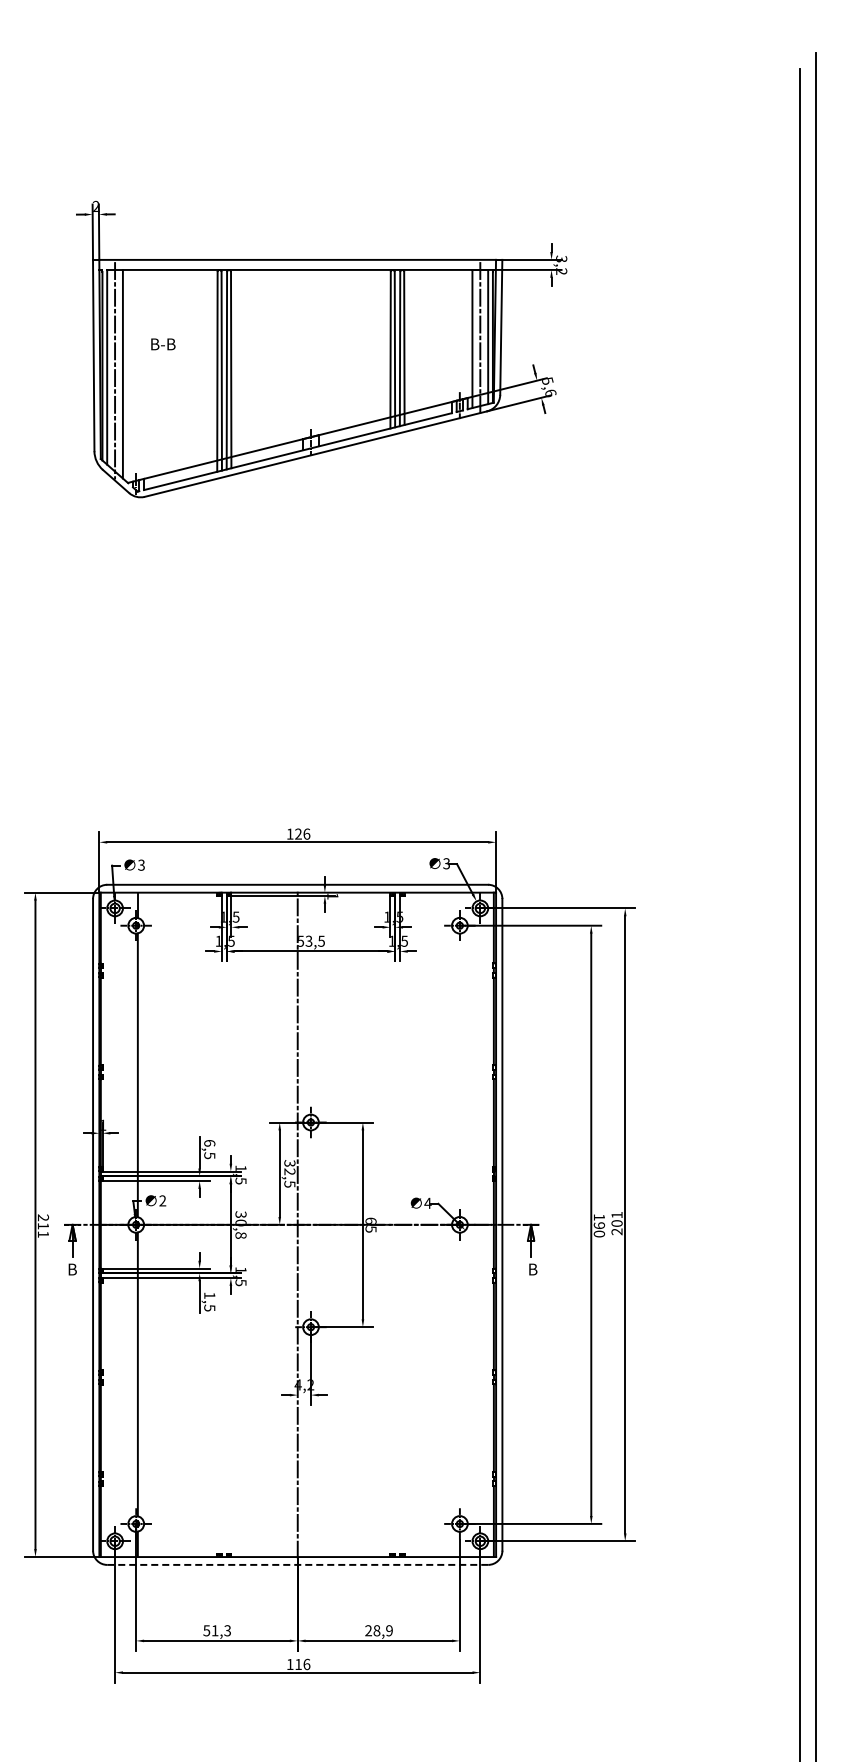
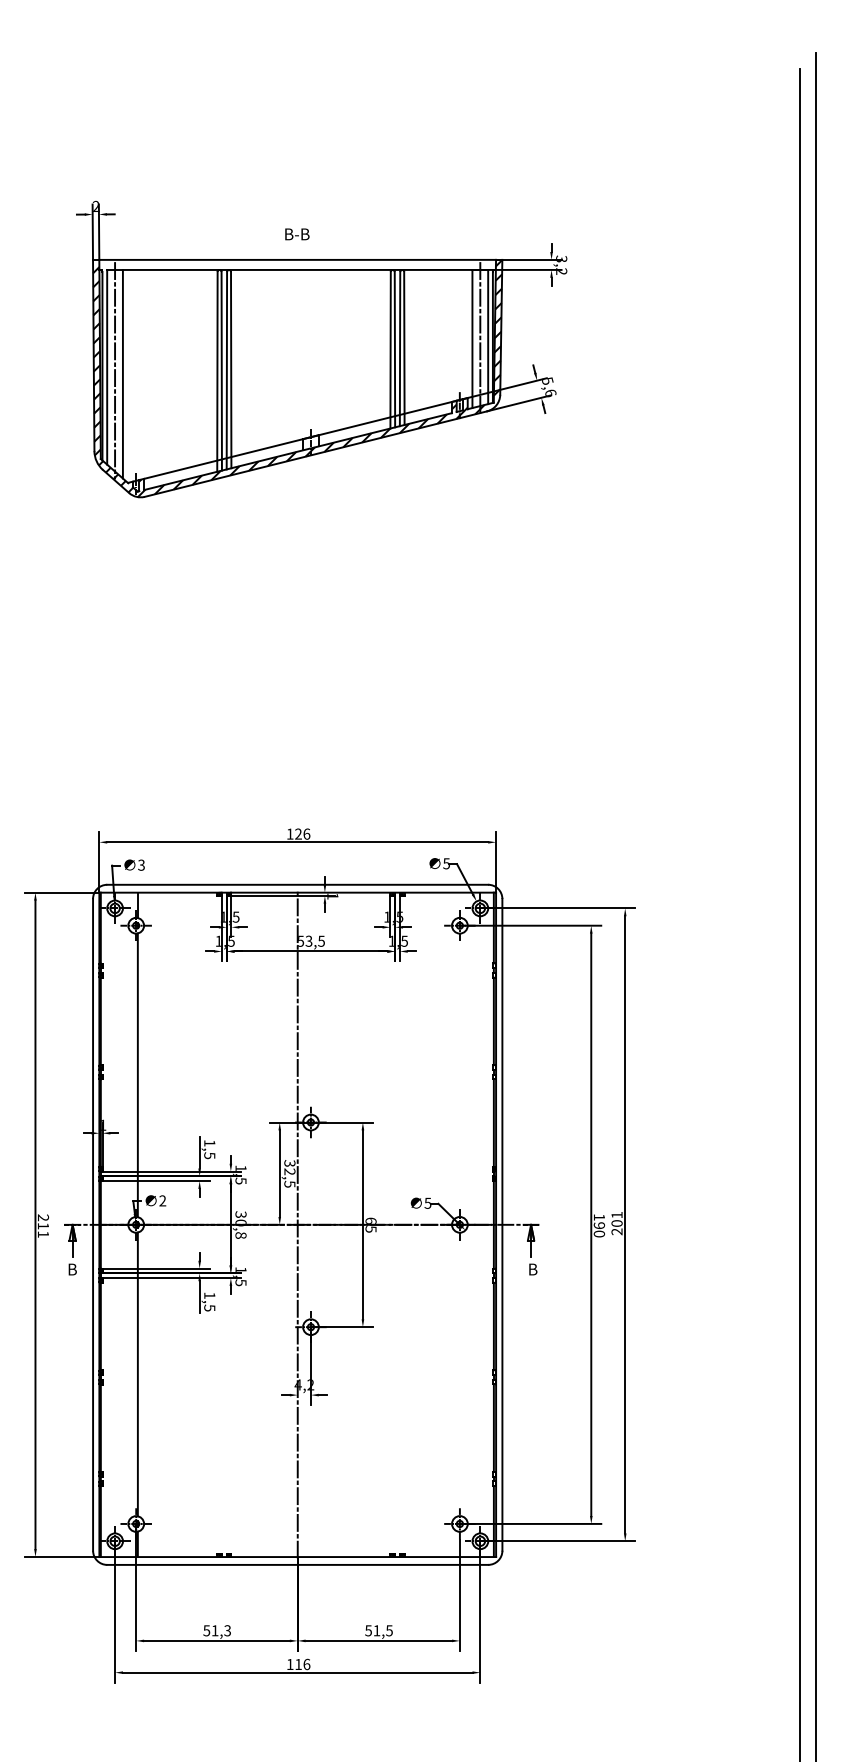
text position: (163, 344) -> (297, 234) (297, 234)
hatch: none -> present (297, 378)
text: 3 -> 5 (446, 863)
text: 6,5 -> 1,5 (209, 1143)
text: 4 -> 5 (427, 1202)
line: dashed -> solid (297, 1564)
text: 28,9 -> 51,5 (378, 1630)
